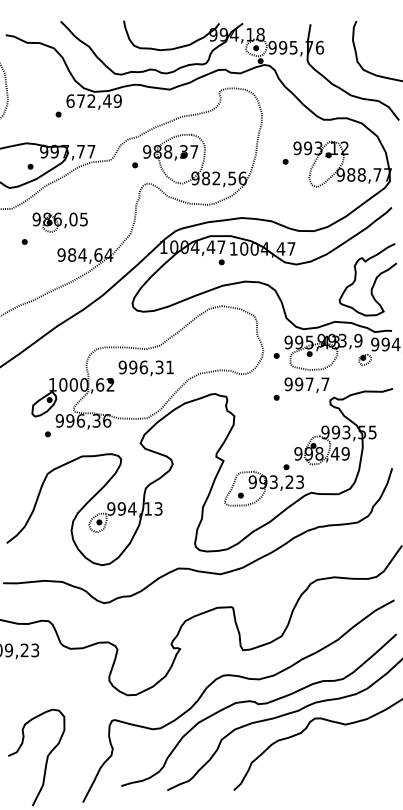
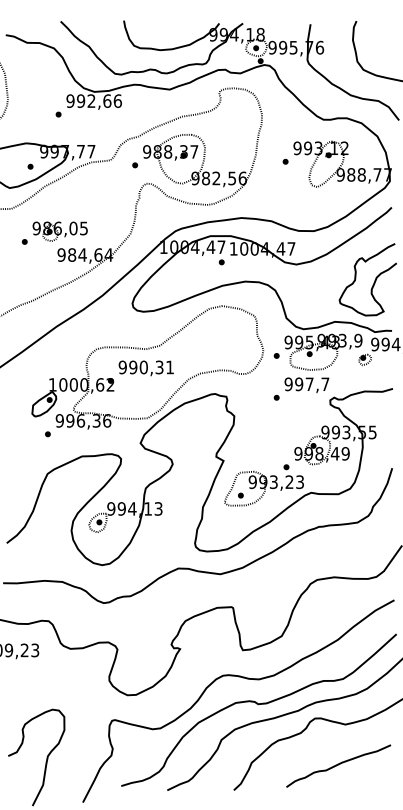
text: 672,49 -> 992,66 (93, 100)
part position: (59, 222) -> (59, 231) (59, 231)
text: 996,31 -> 990,31 (143, 366)
curve: none -> present (338, 765)
